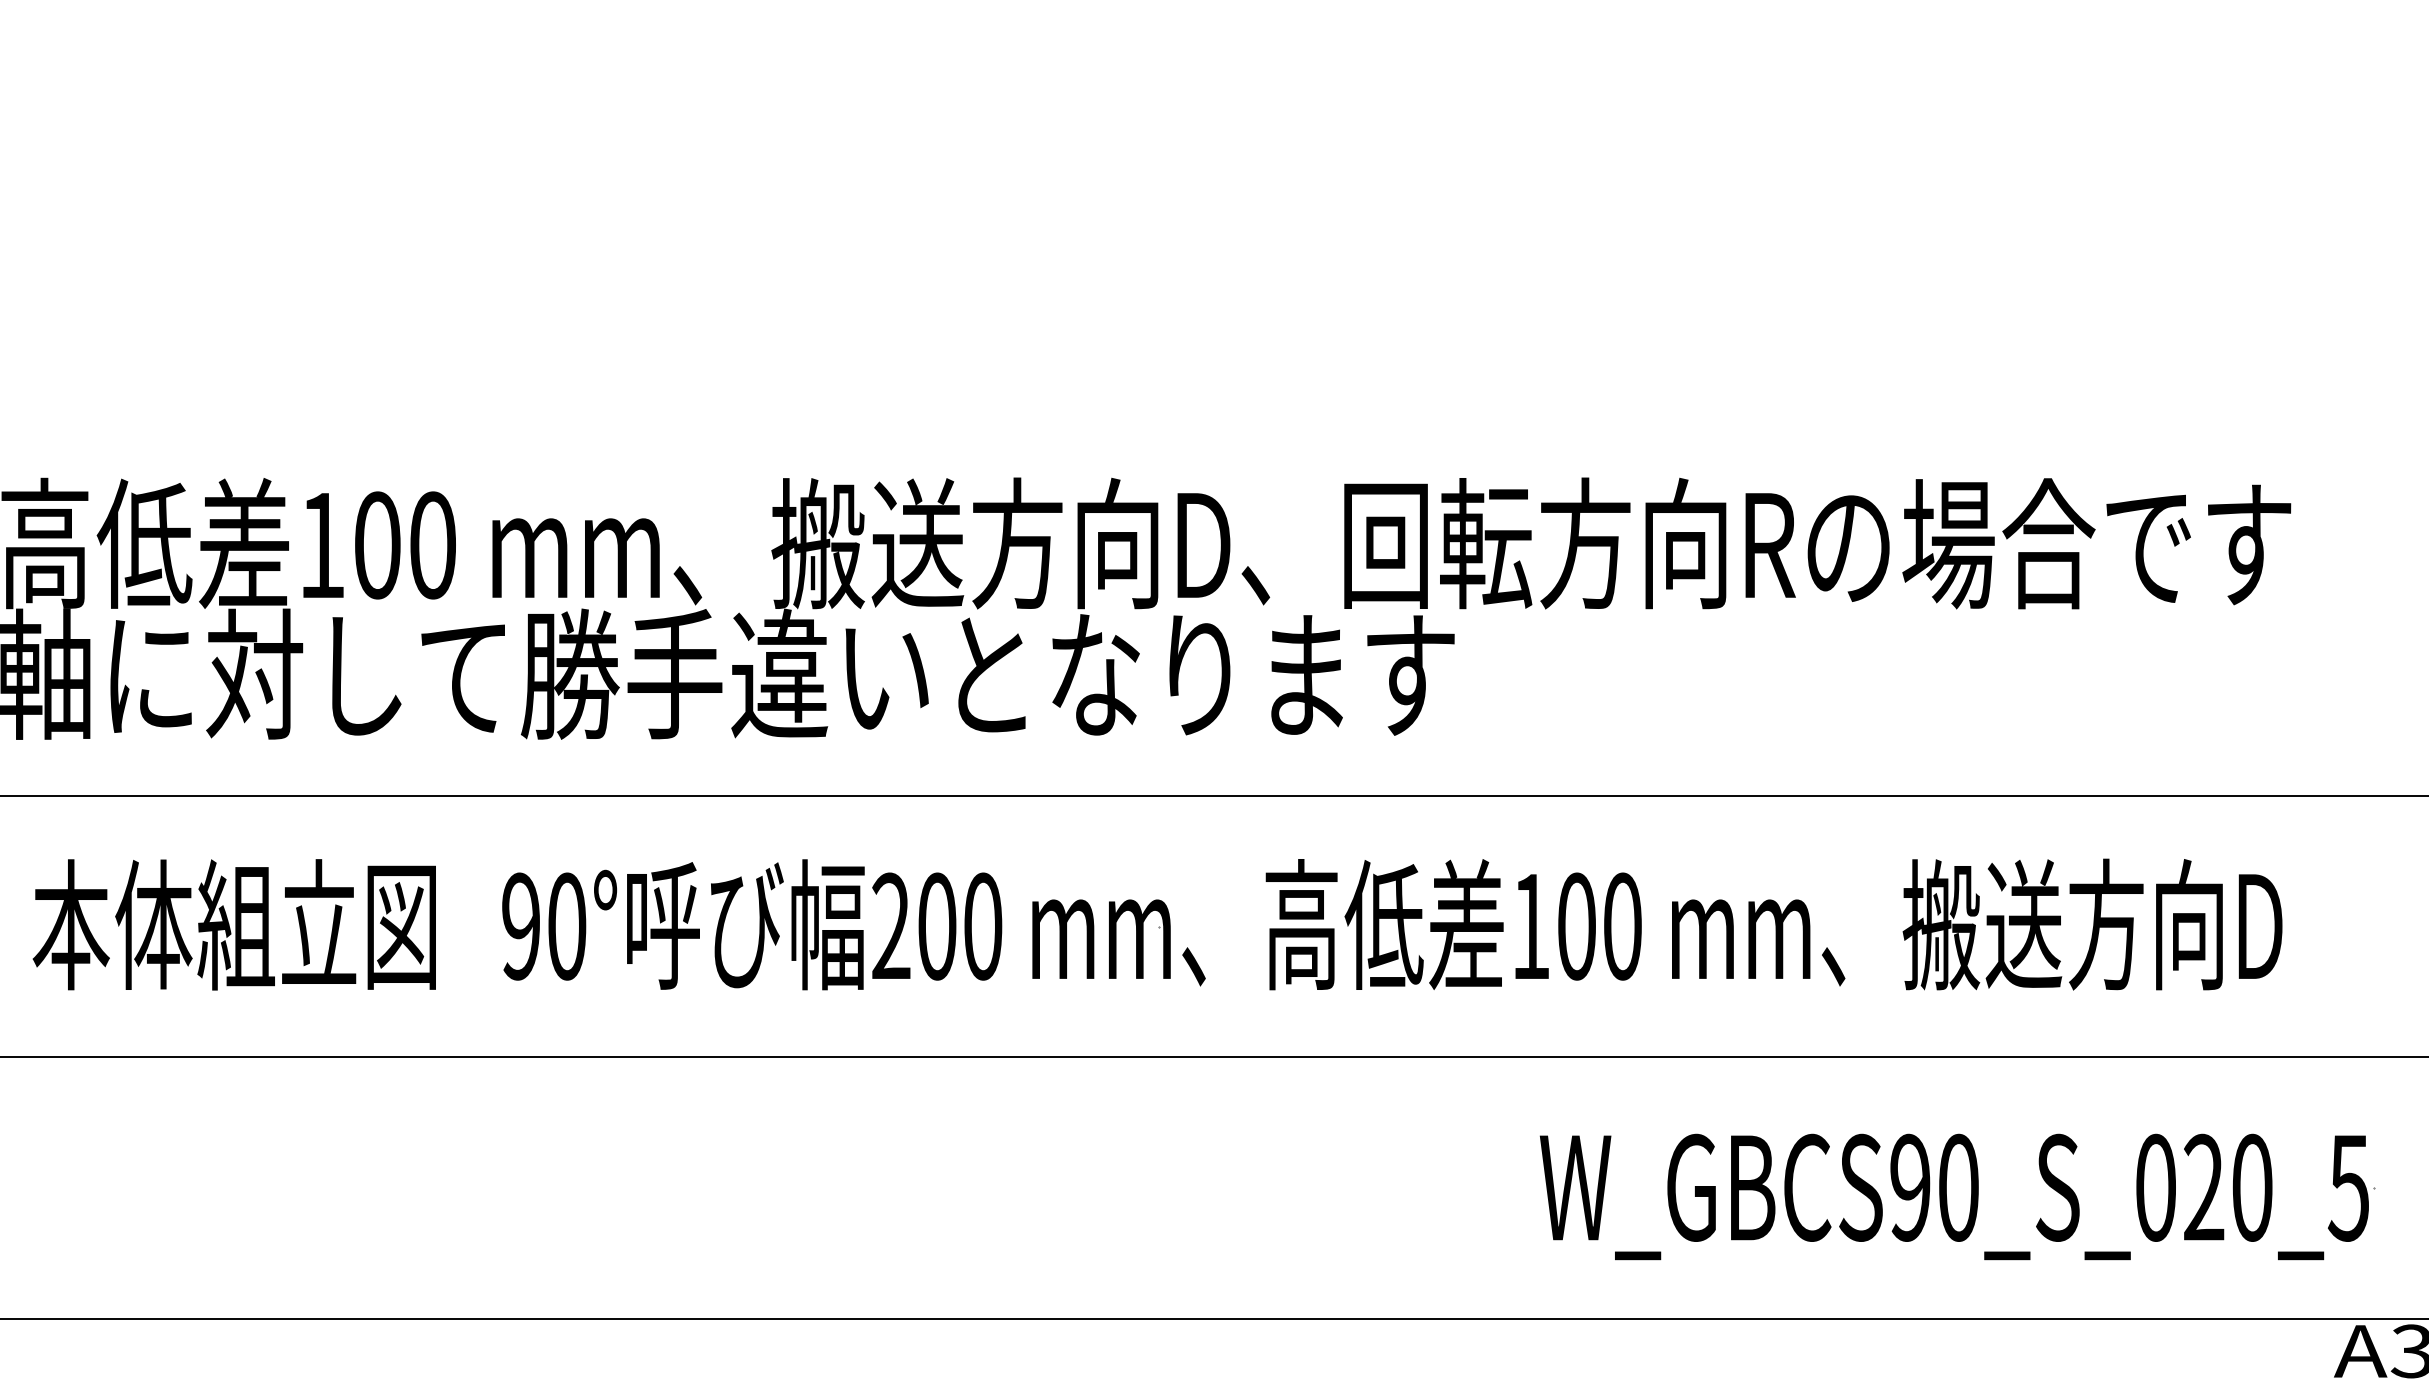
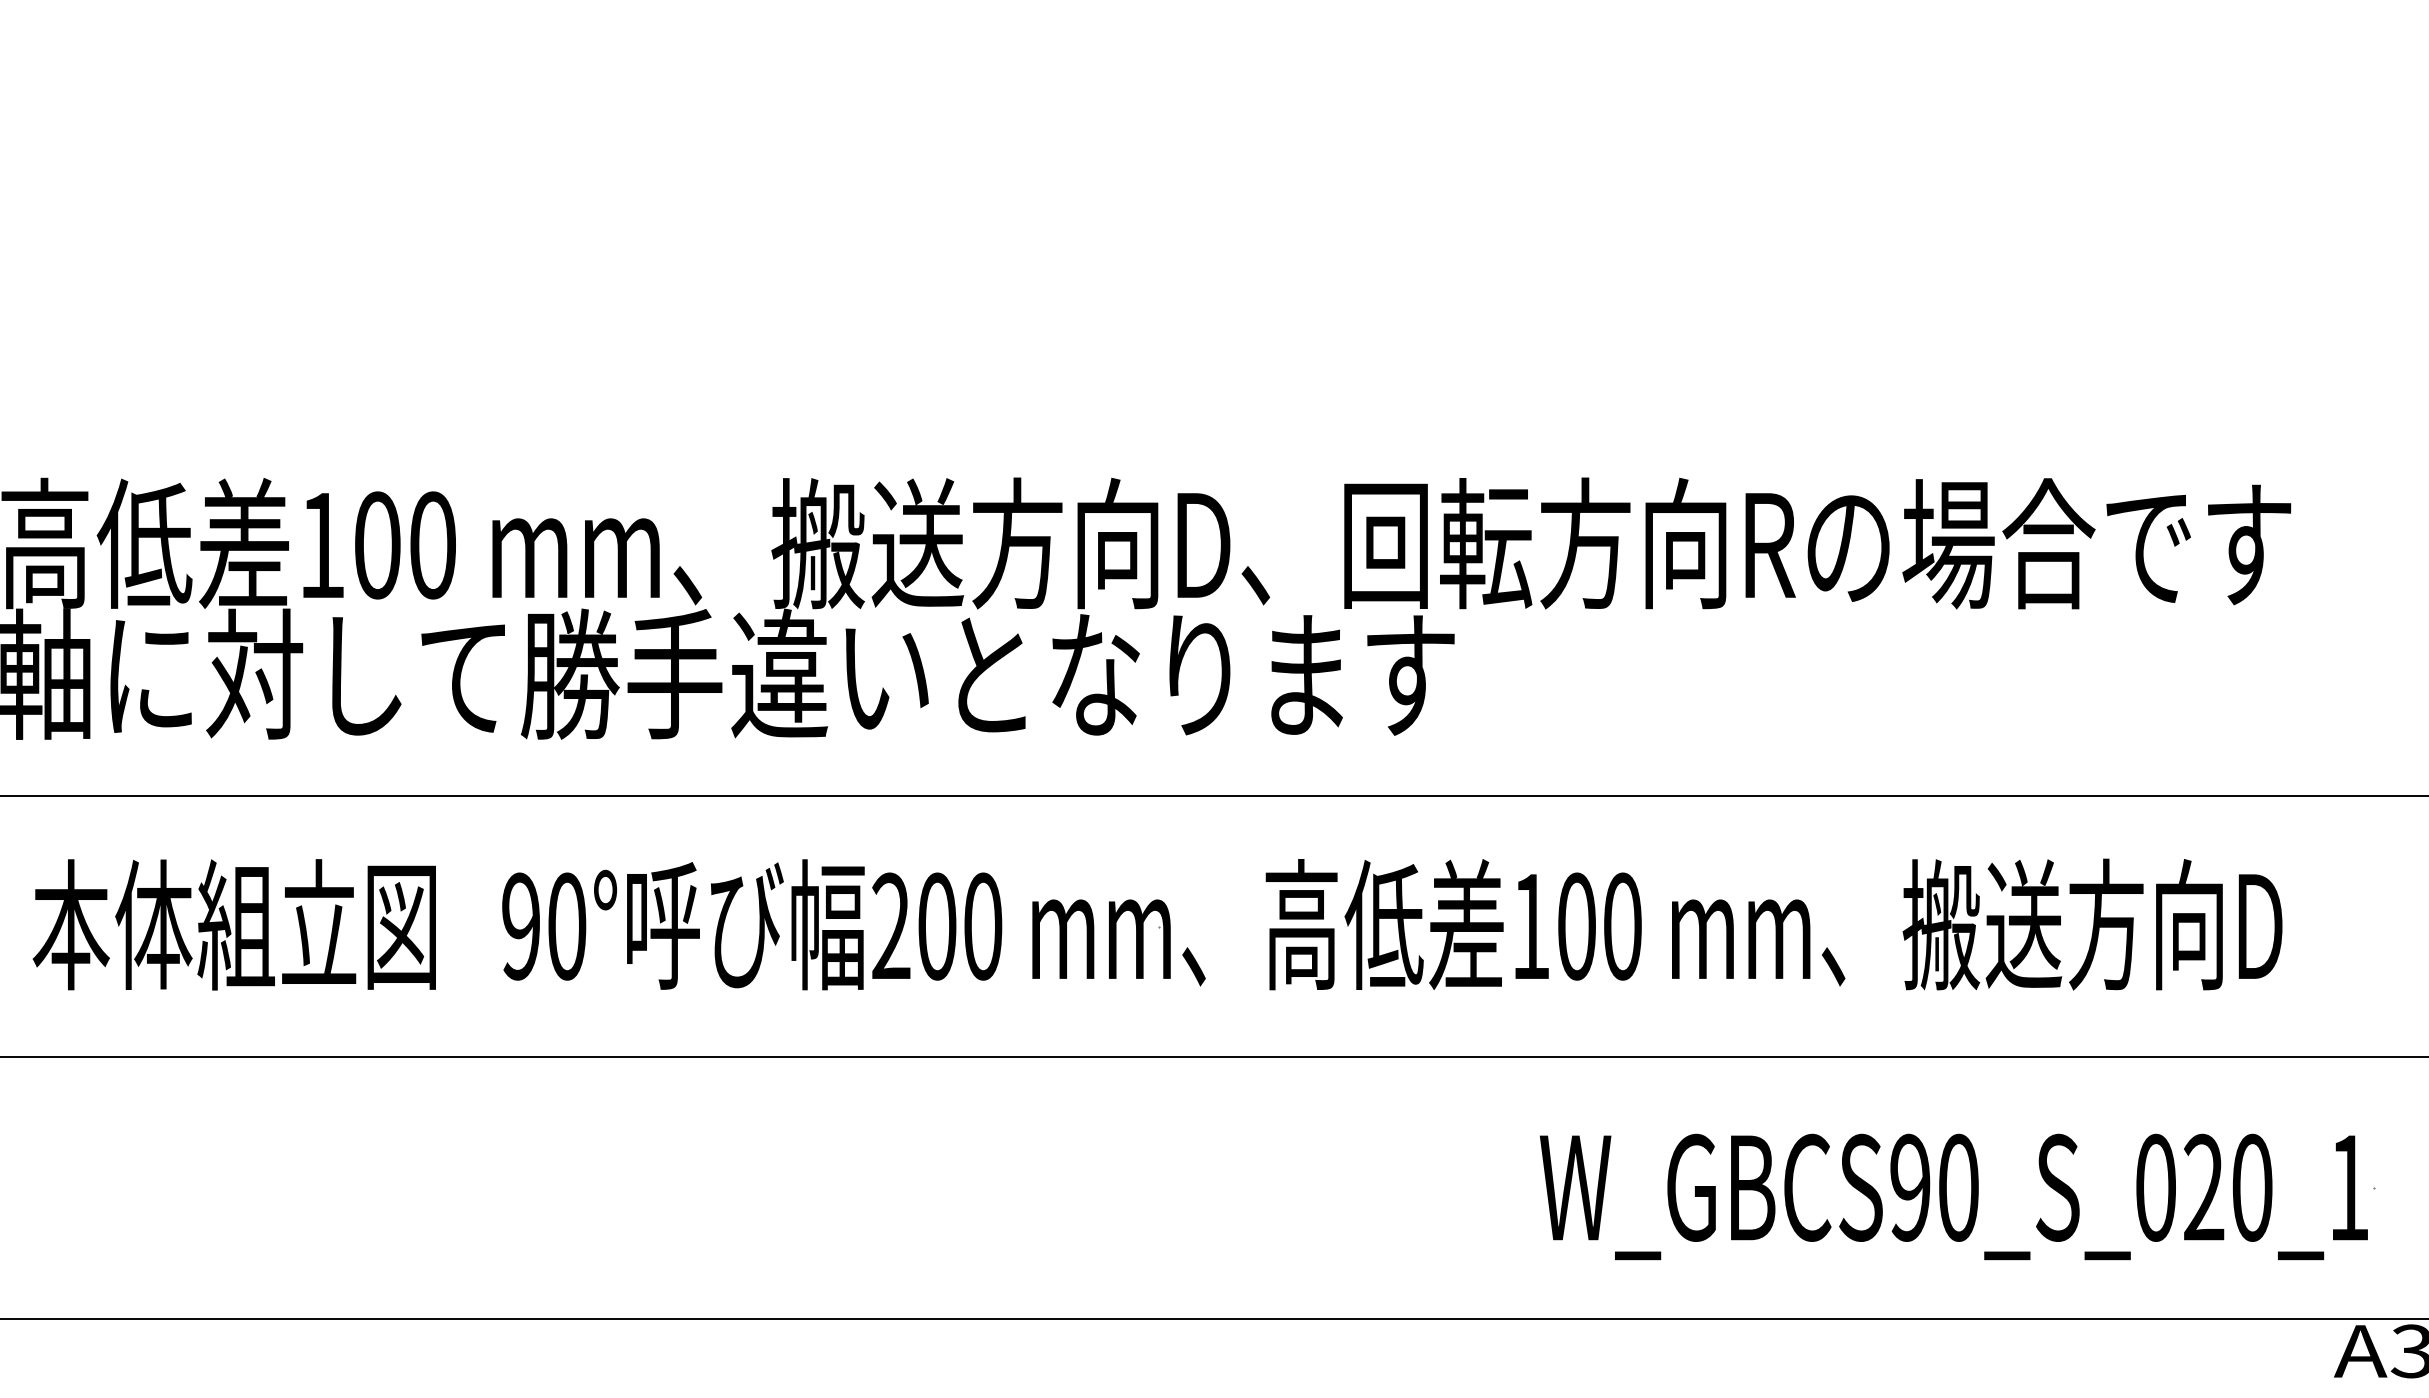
text: W_GBCS90_S_020_5 -> W_GBCS90_S_020_1 (2347, 1188)
